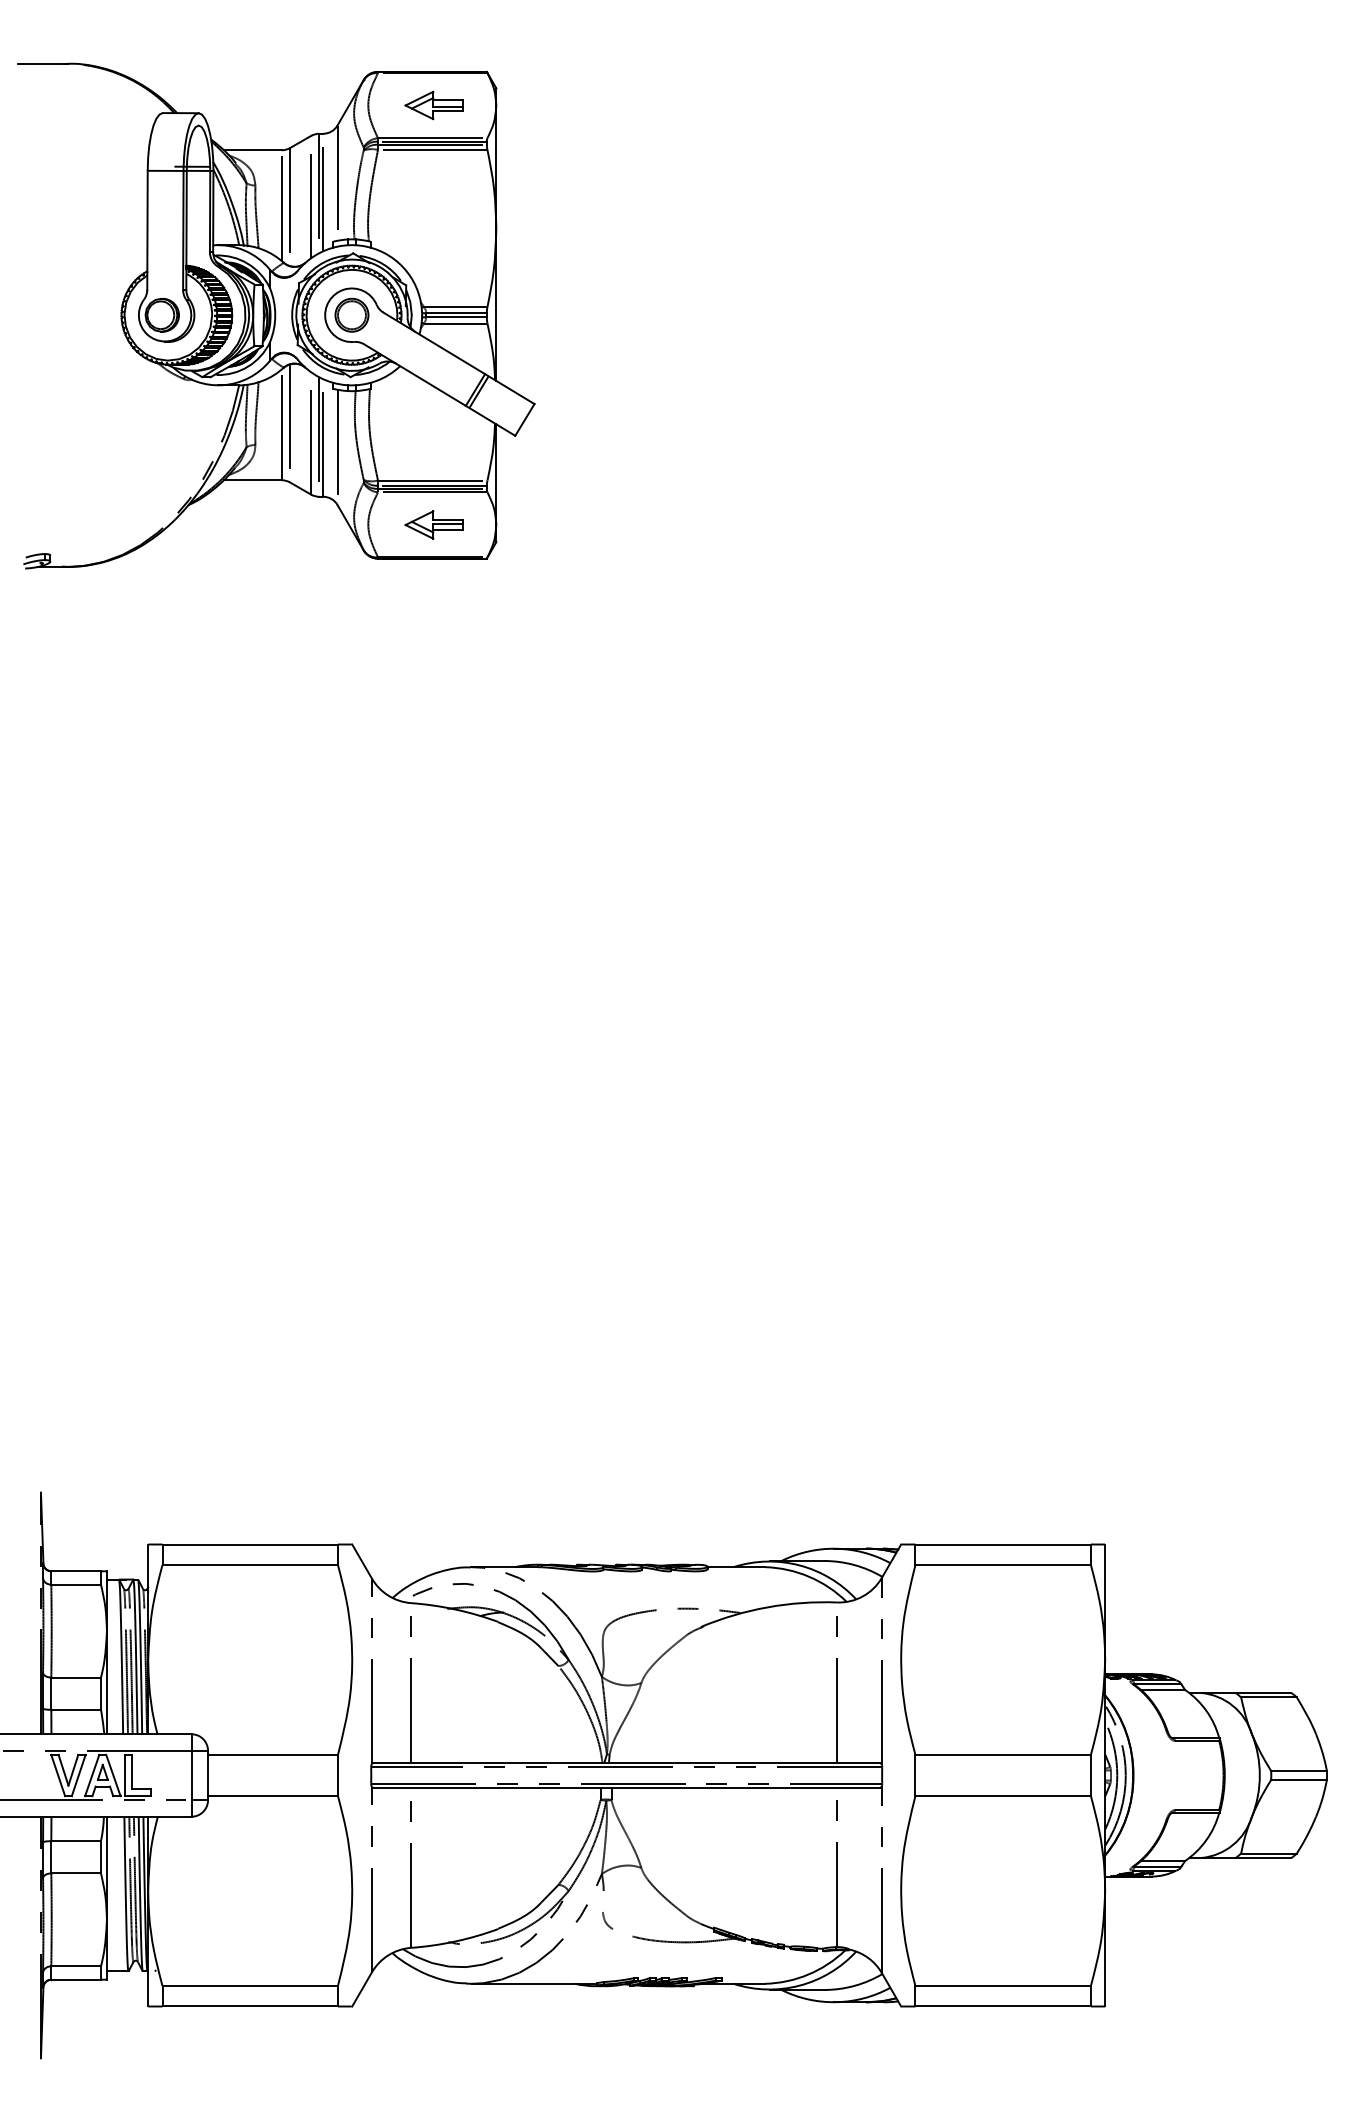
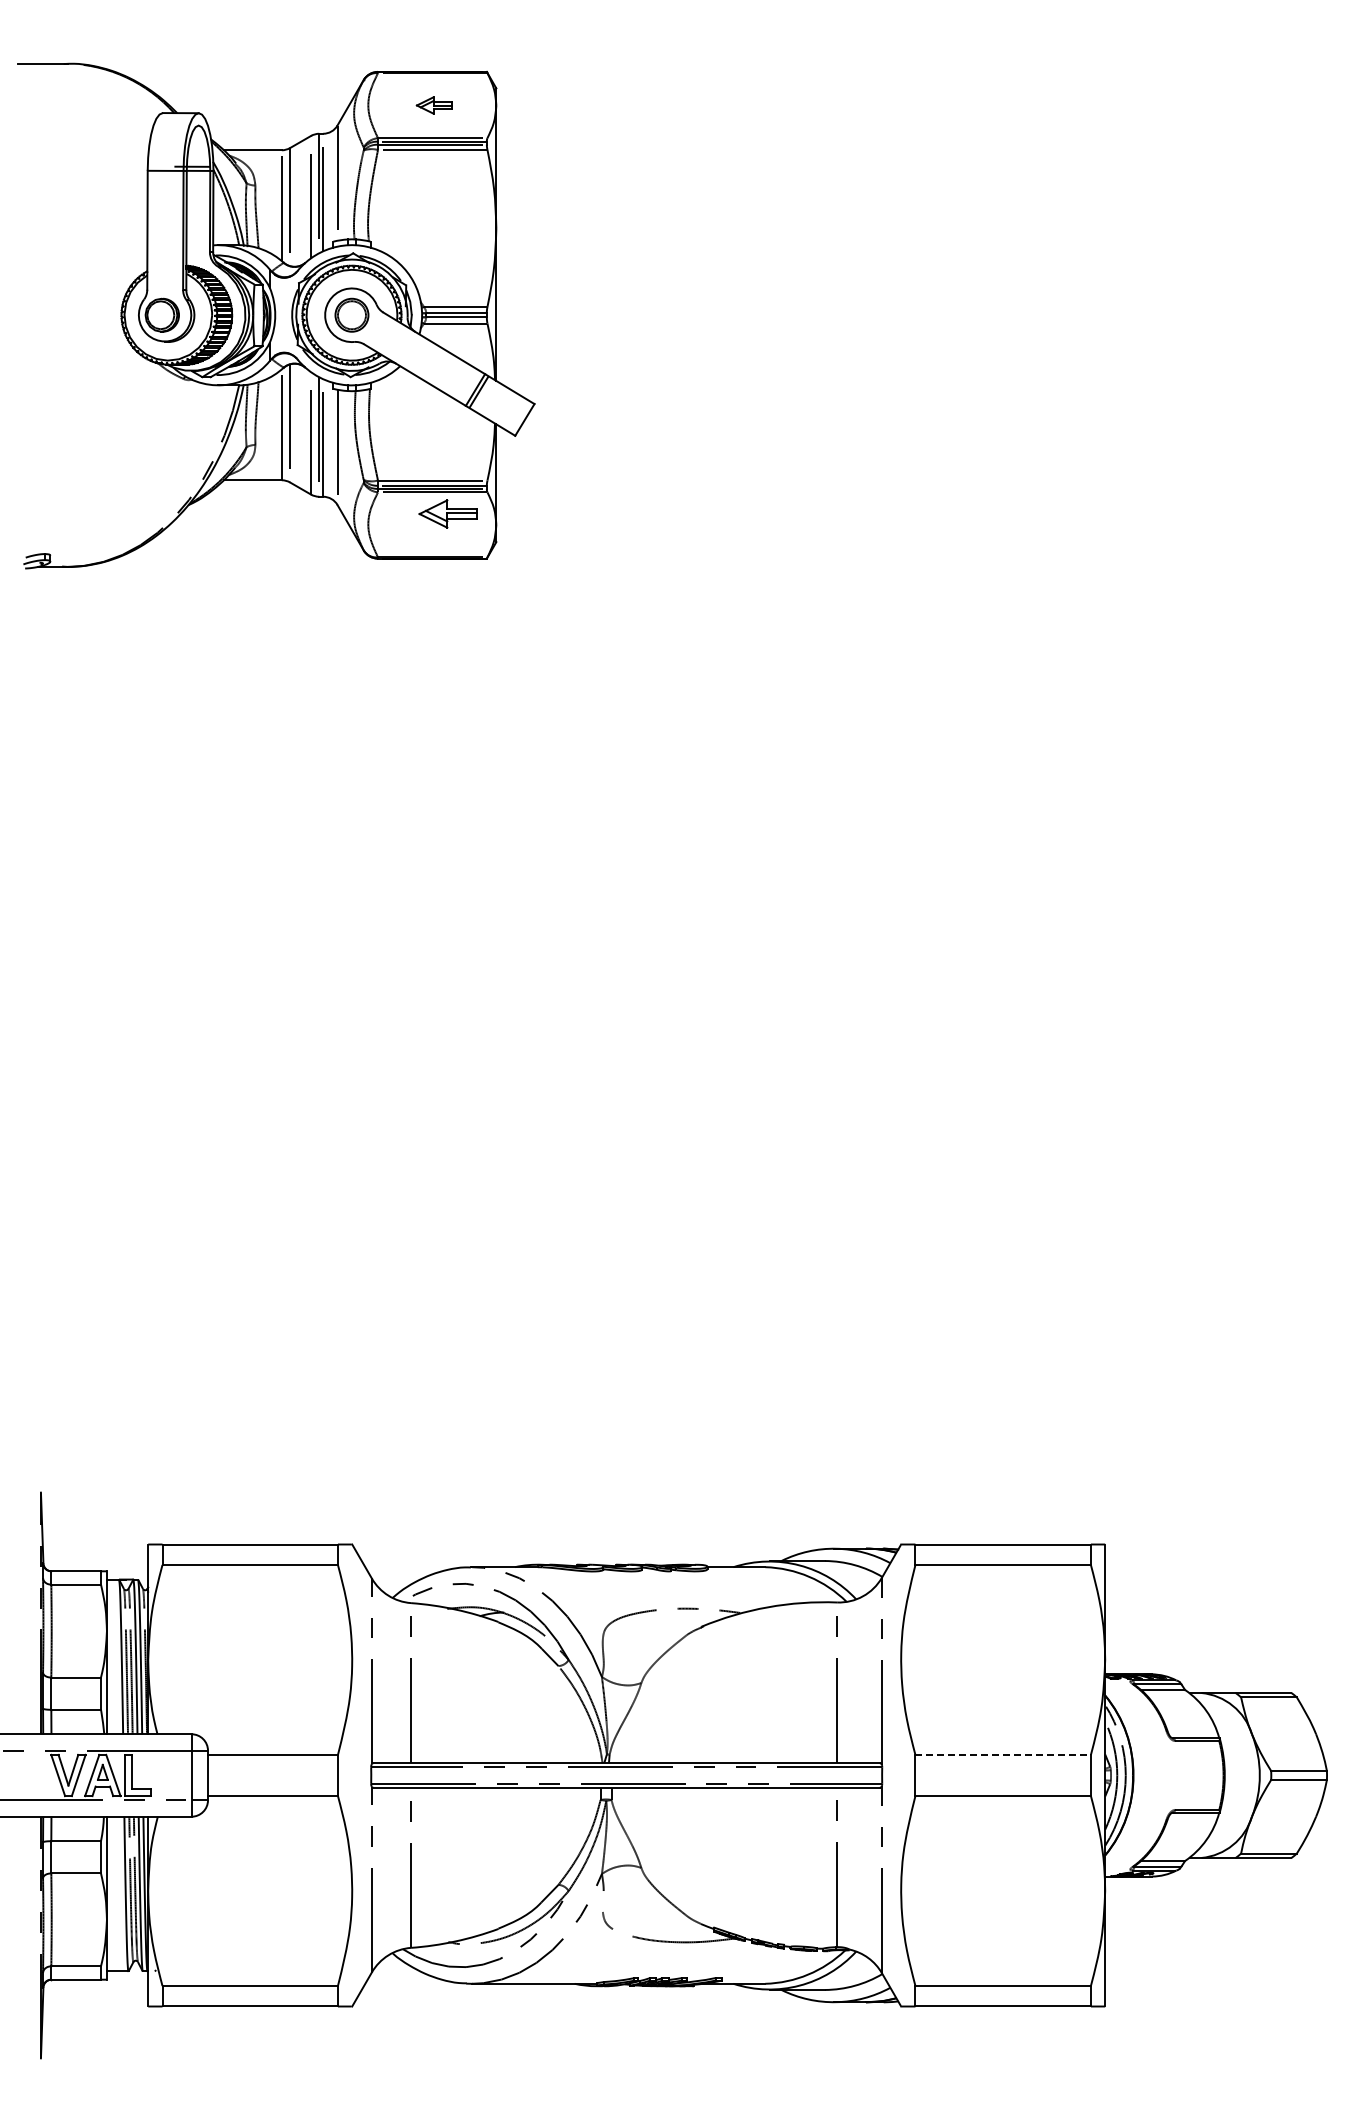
part size: 60x31 px -> 38x19 px (433, 105)
part position: (433, 524) -> (447, 513) (447, 513)
line: solid -> dashed (1003, 1755)
